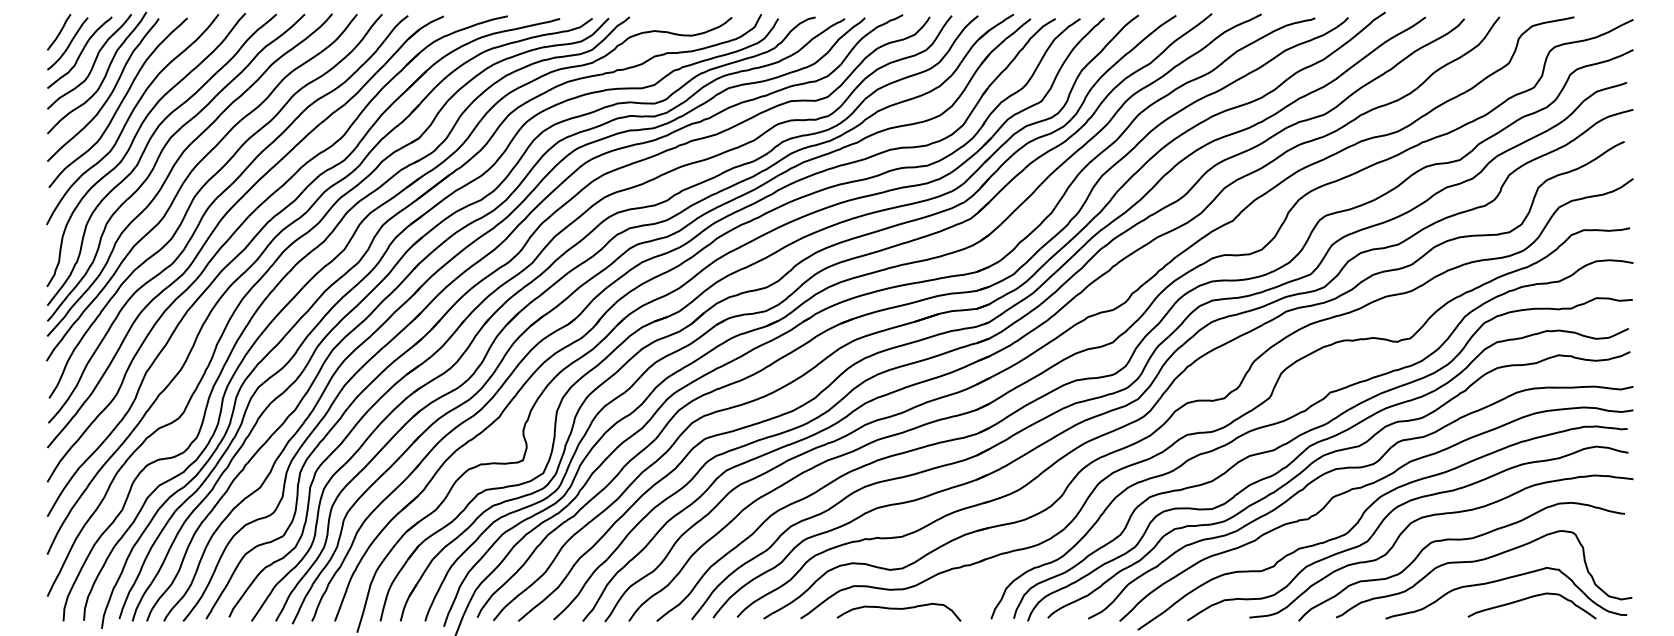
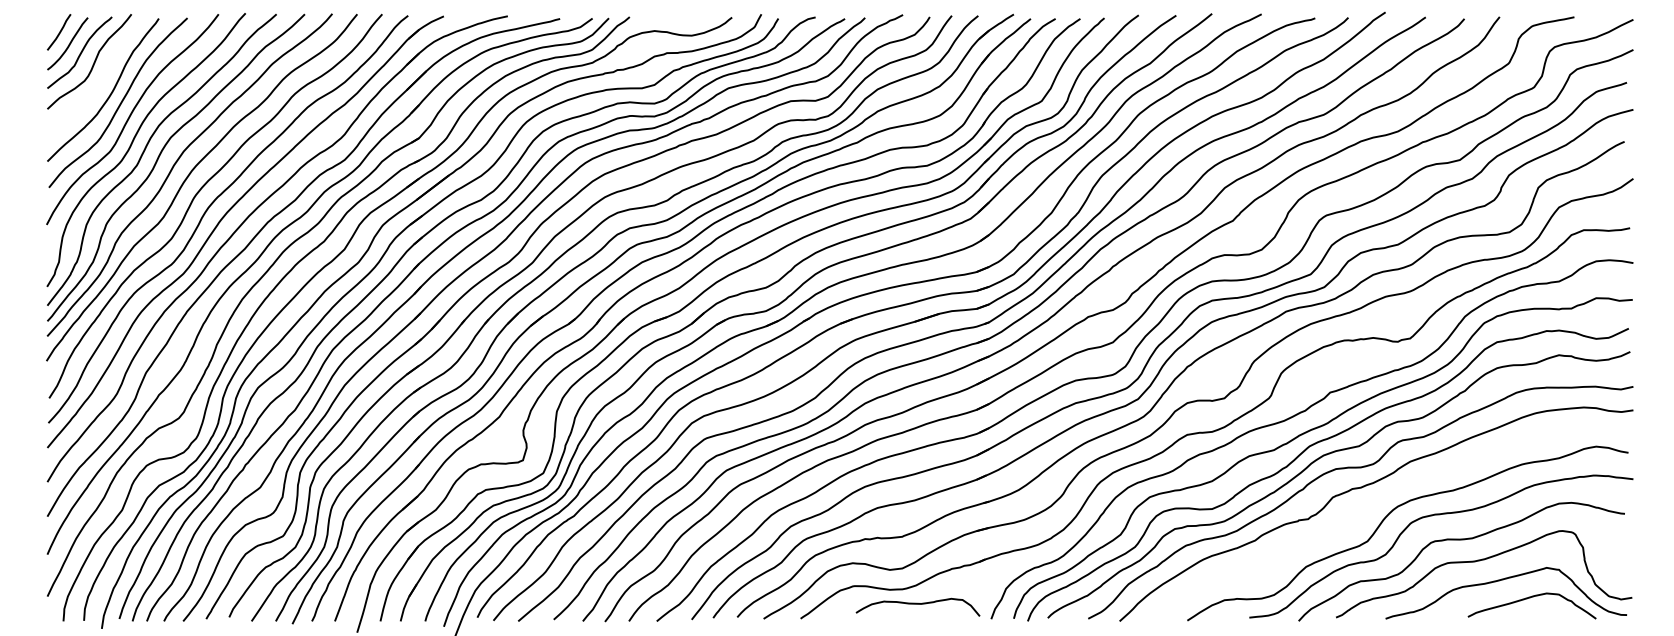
curve: present -> none (104, 75)
curve: present -> none (1362, 517)
curve position: (898, 609) -> (917, 604) (917, 604)
